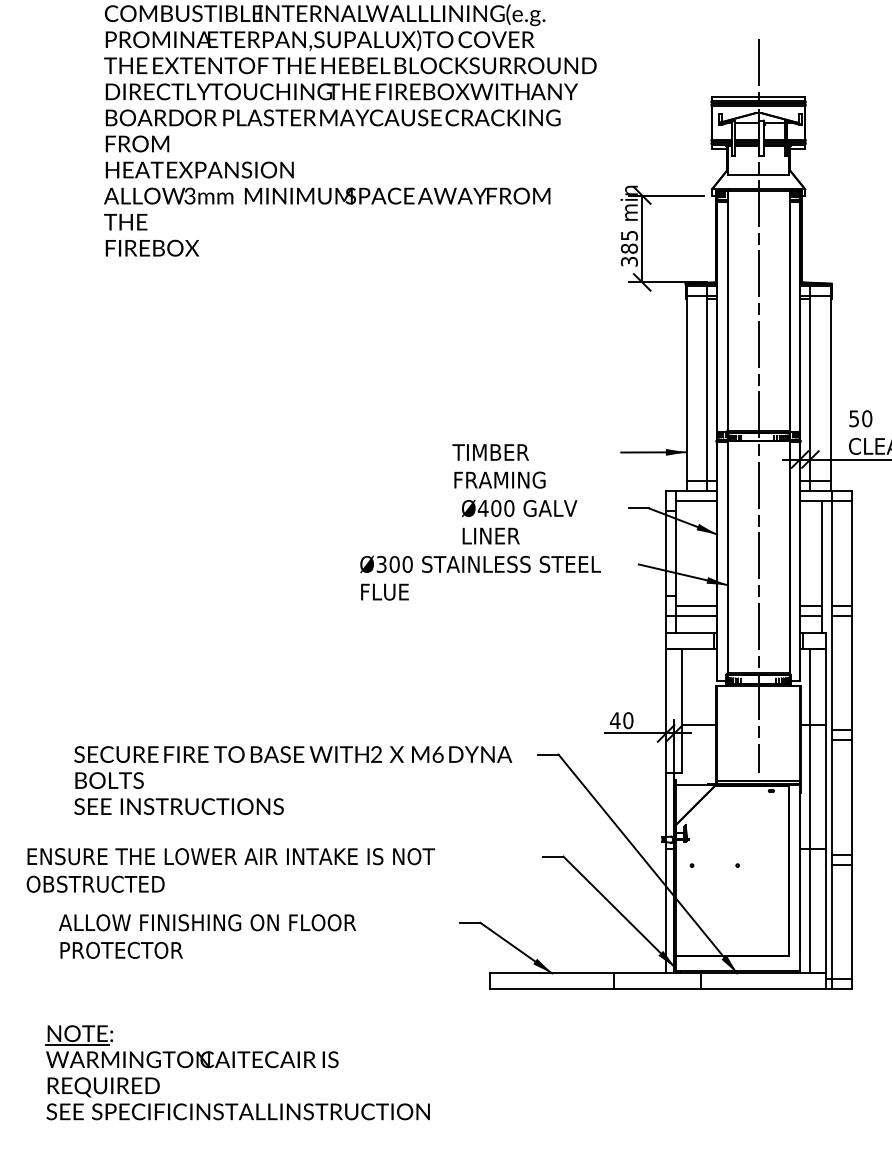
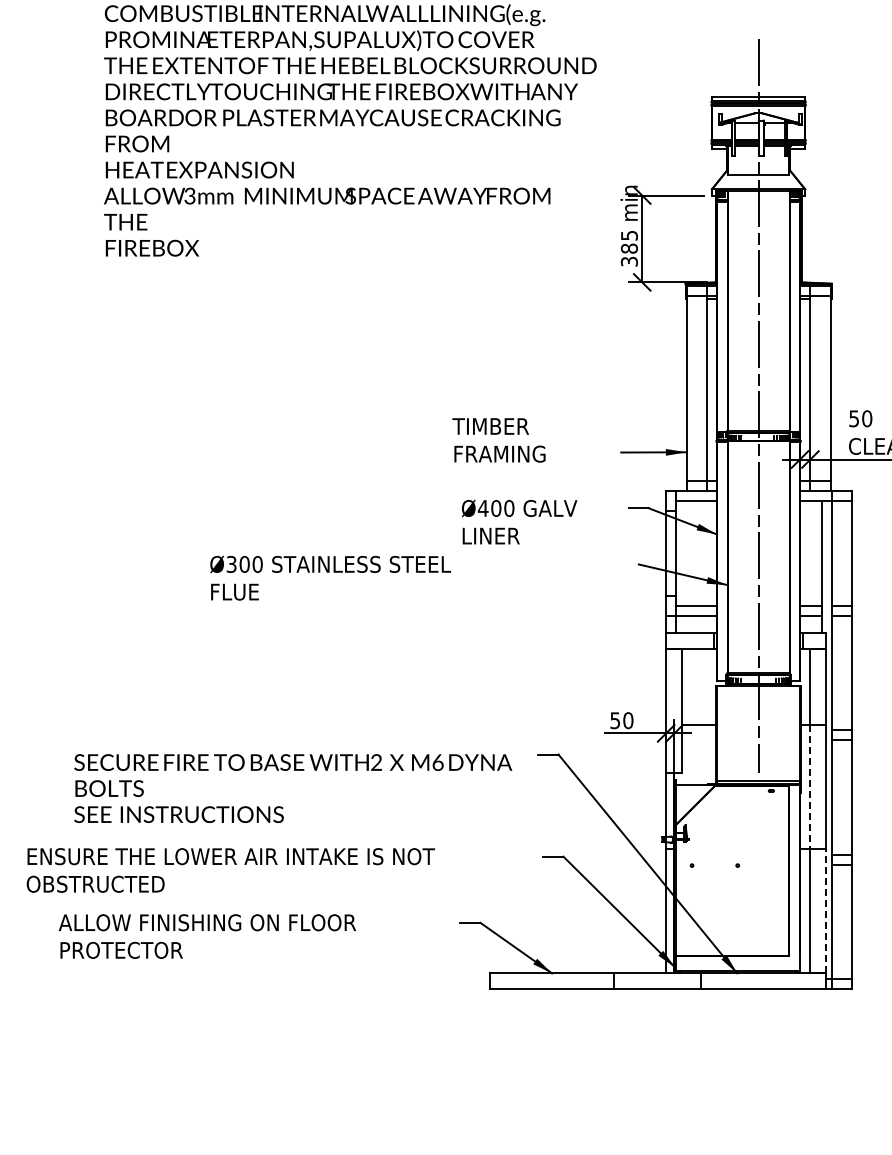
text position: (498, 466) -> (498, 440) (498, 440)
text position: (480, 577) -> (330, 577) (330, 577)
text: 40 -> 50 (614, 720)
text position: (293, 780) -> (293, 788) (293, 788)
line: solid -> dashed (810, 787)
line: solid -> dashed (825, 910)
part: present -> none (237, 1072)
